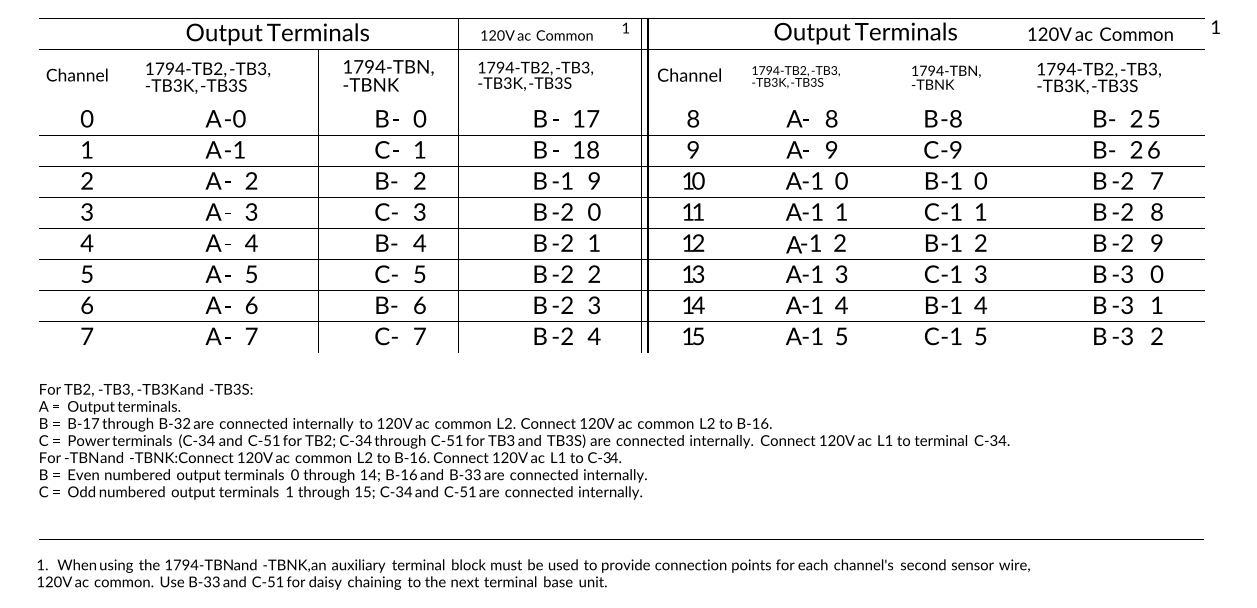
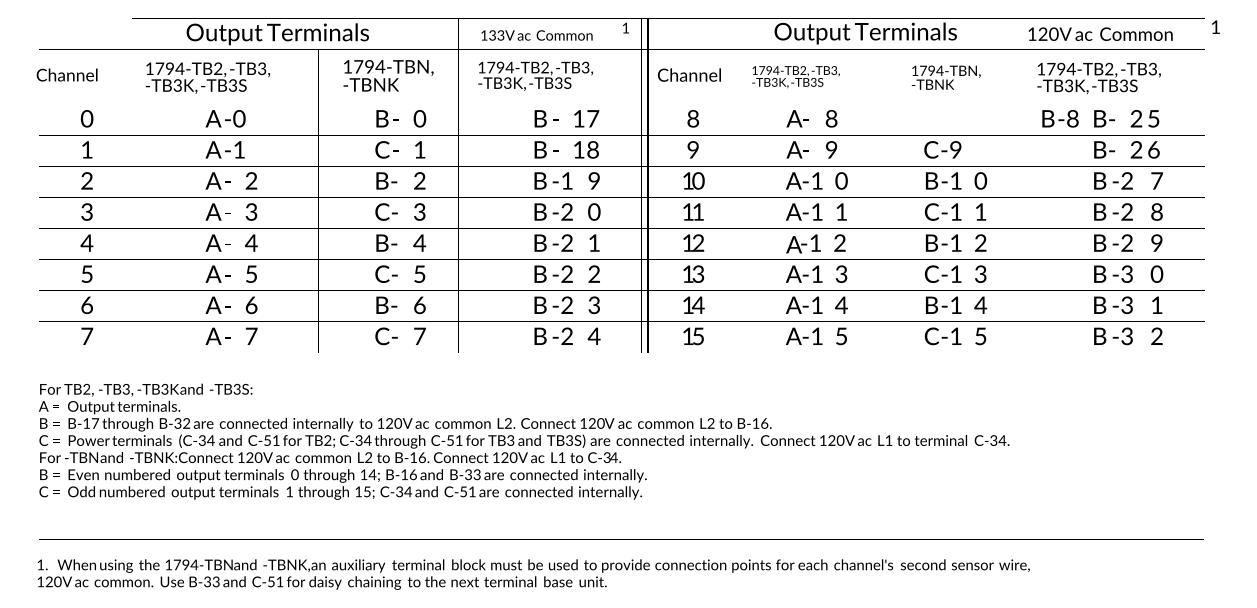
fill: present -> none (84, 18)
text: 120V -> 133V (496, 35)
text position: (76, 74) -> (66, 74) (66, 74)
text position: (943, 118) -> (1060, 118) (1060, 118)
